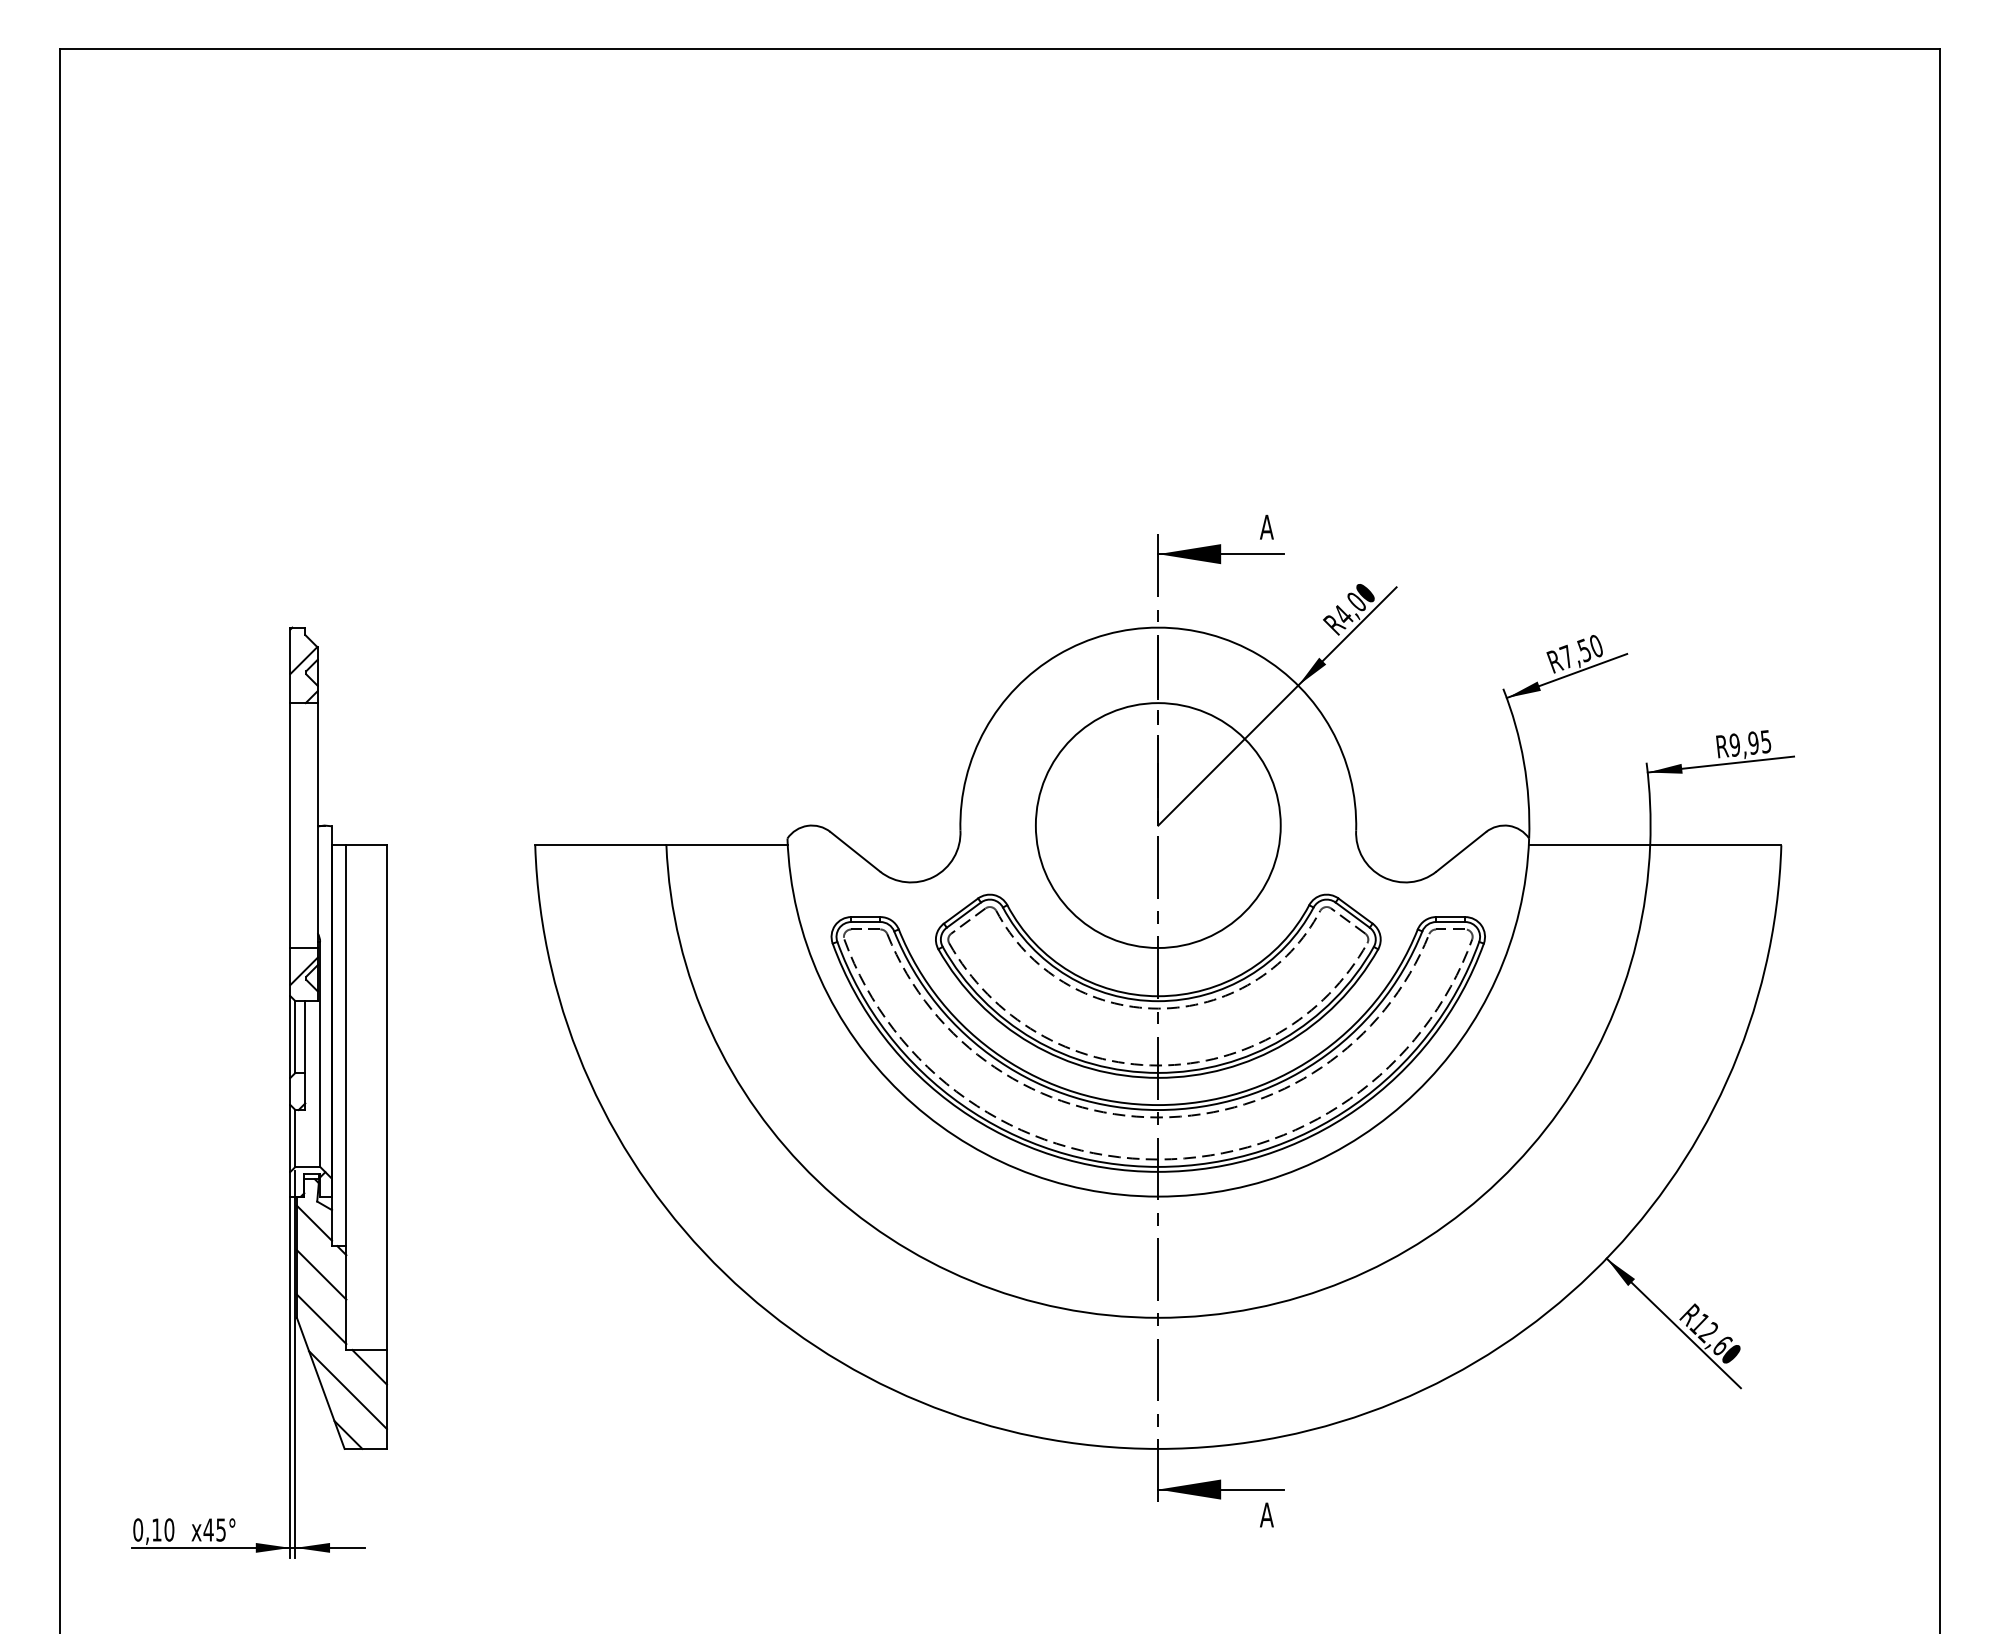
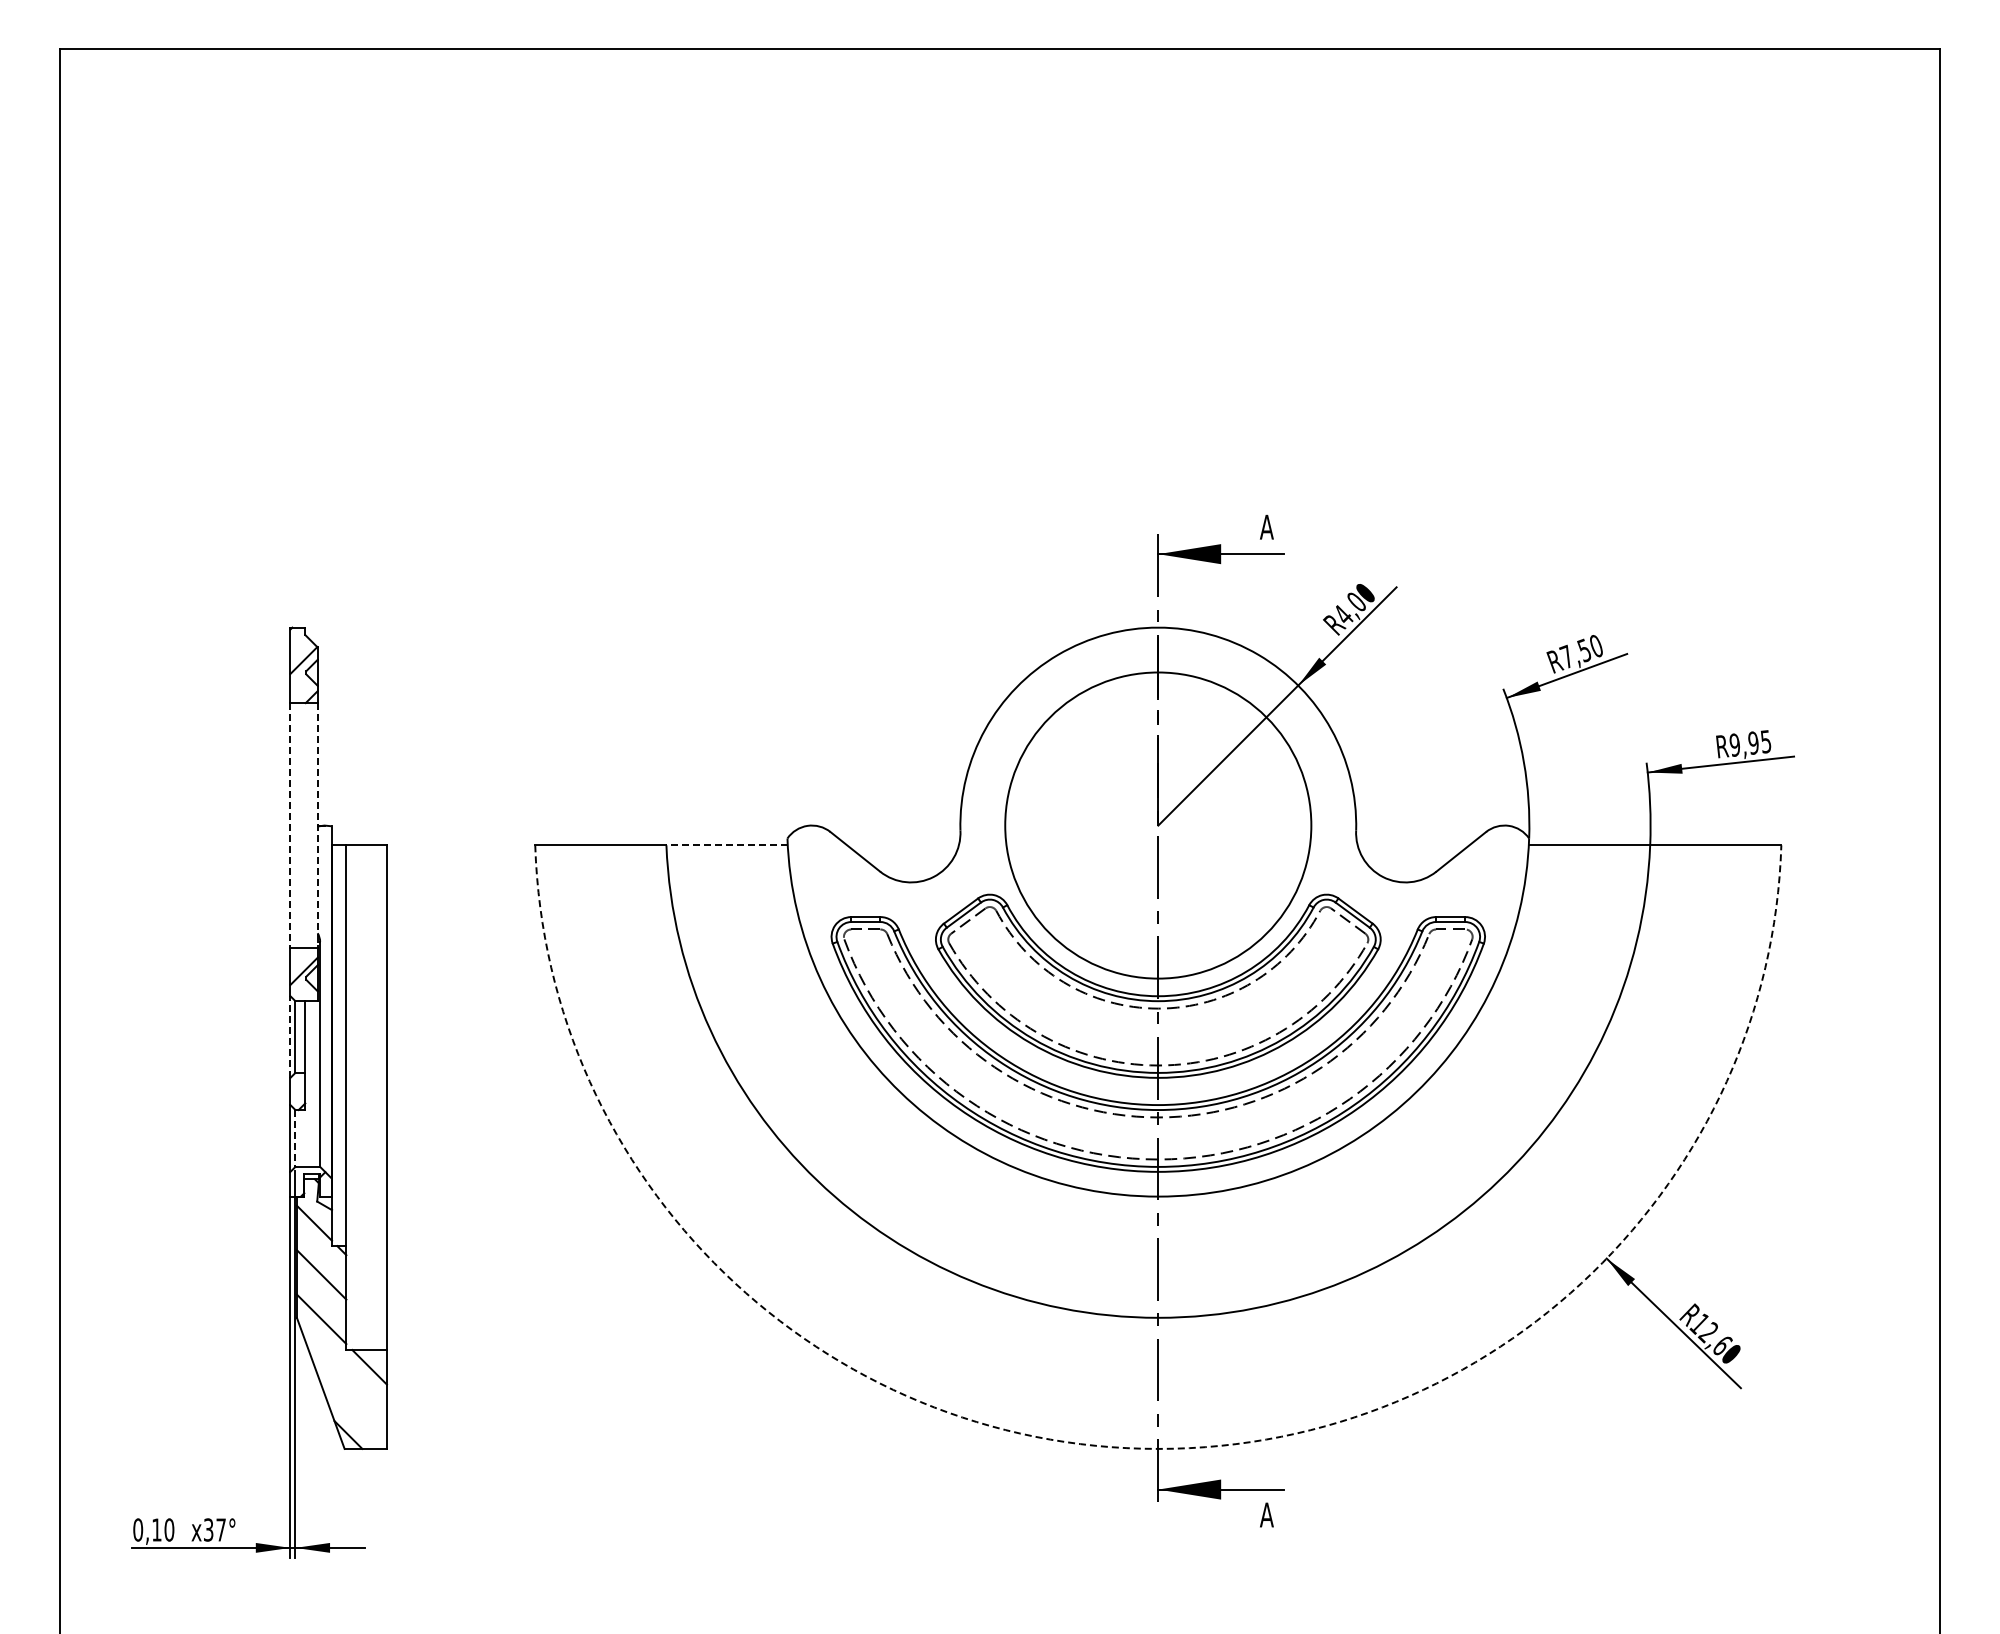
circle diameter: 245 px -> 306 px (1158, 825)
line: solid -> dashed (290, 826)
line: solid -> dashed (317, 826)
line: solid -> dashed (727, 845)
line: solid -> dashed (290, 1037)
line: solid -> dashed (295, 1138)
line: present -> none (347, 1390)
arc: solid -> dashed (1158, 1448)
text: x45° -> x37° (214, 1529)
